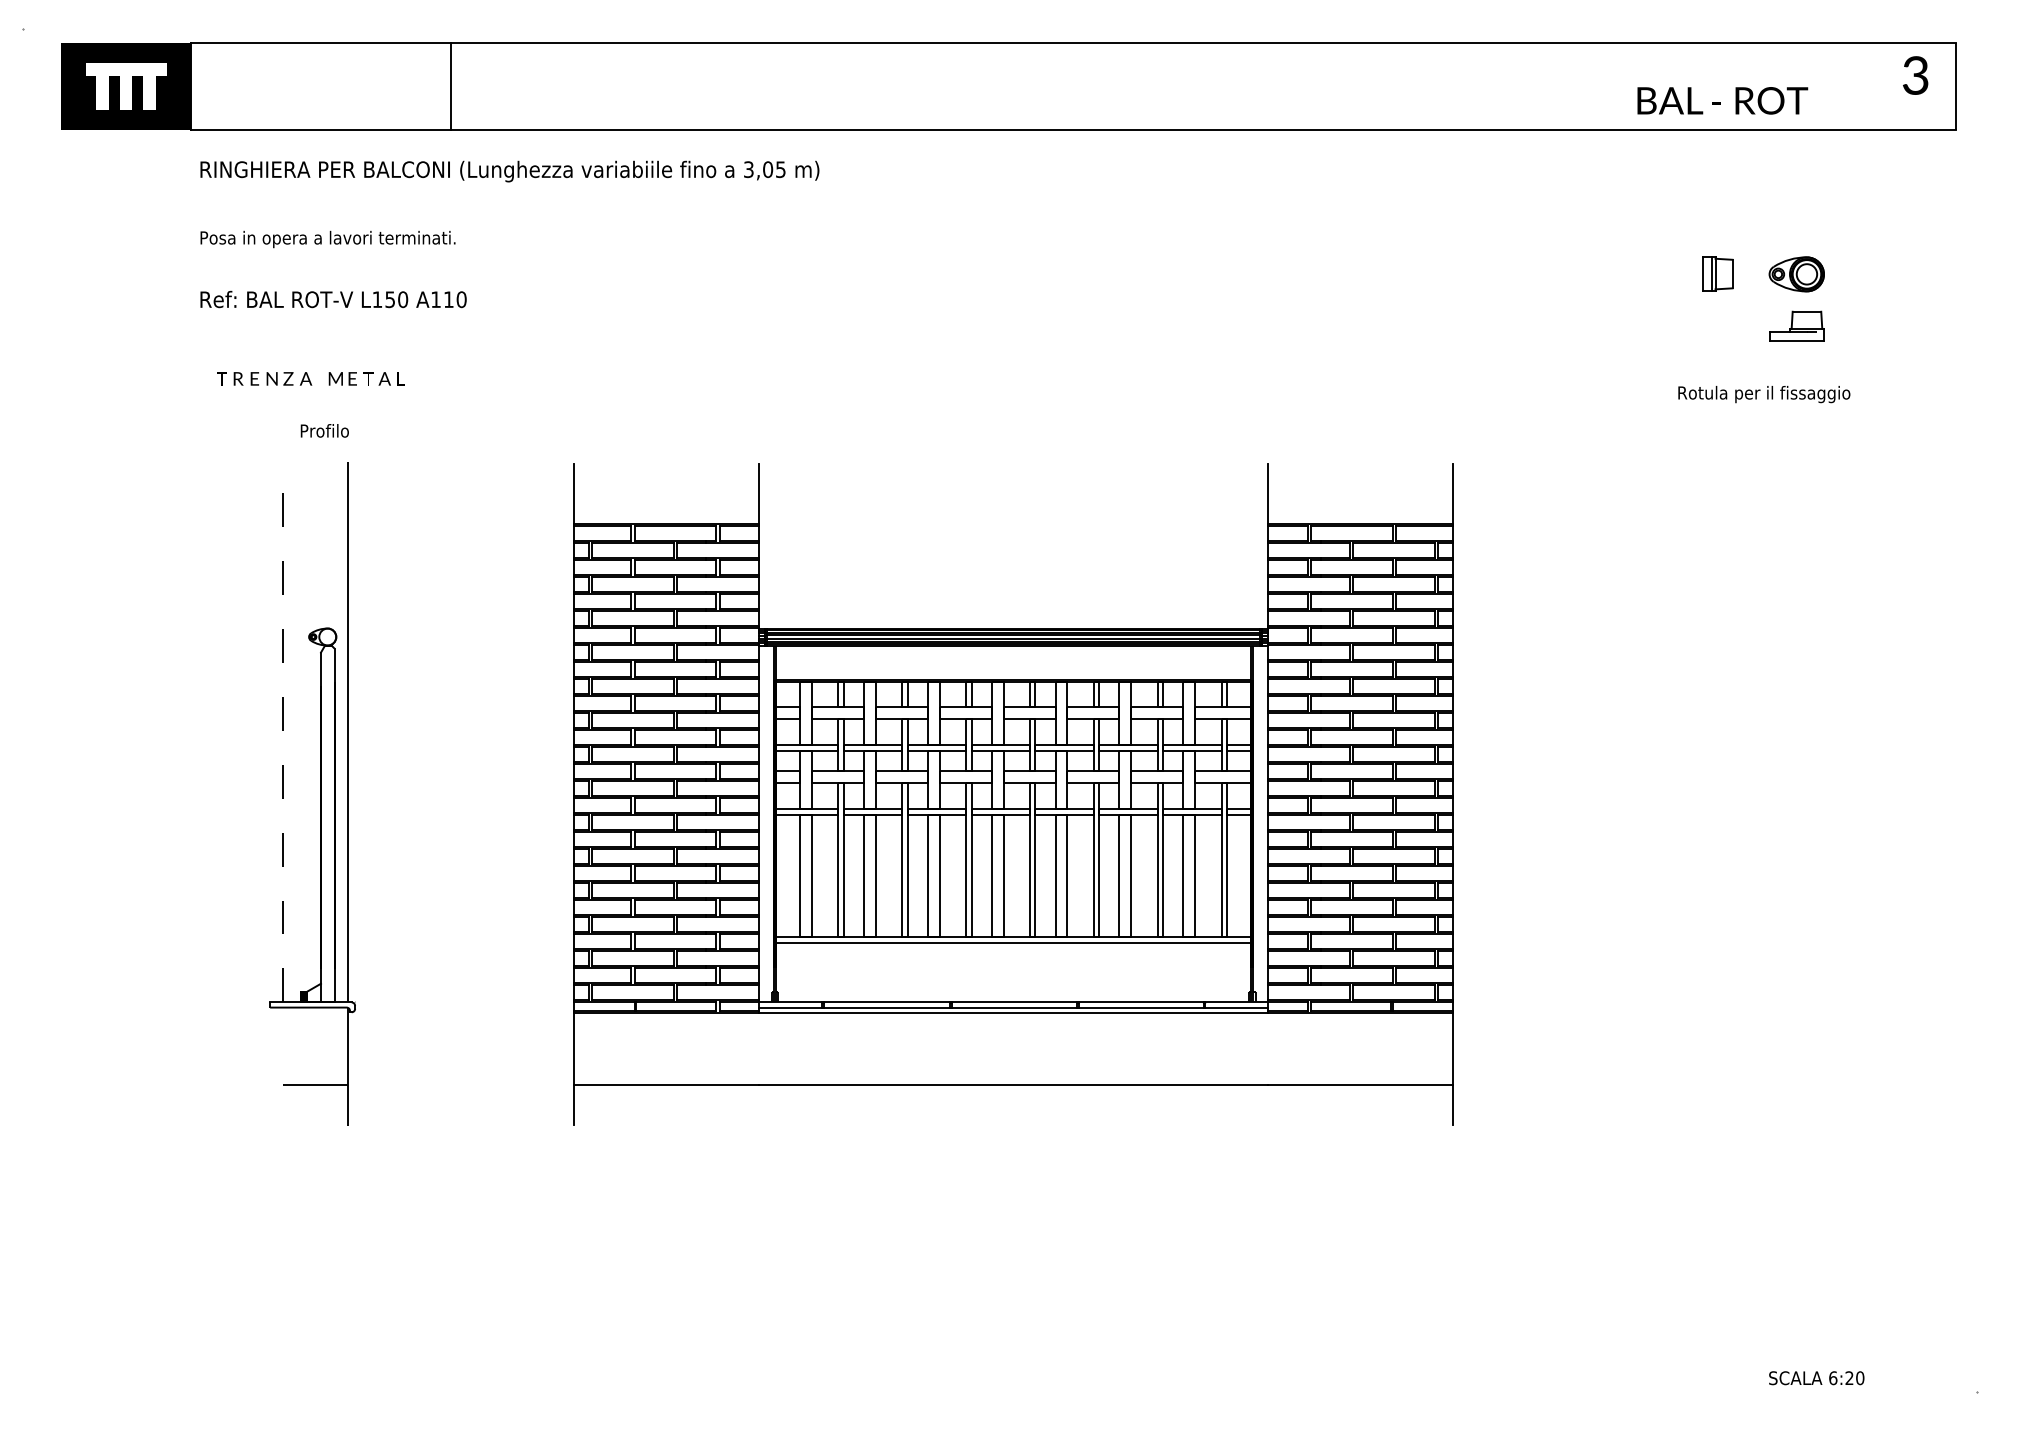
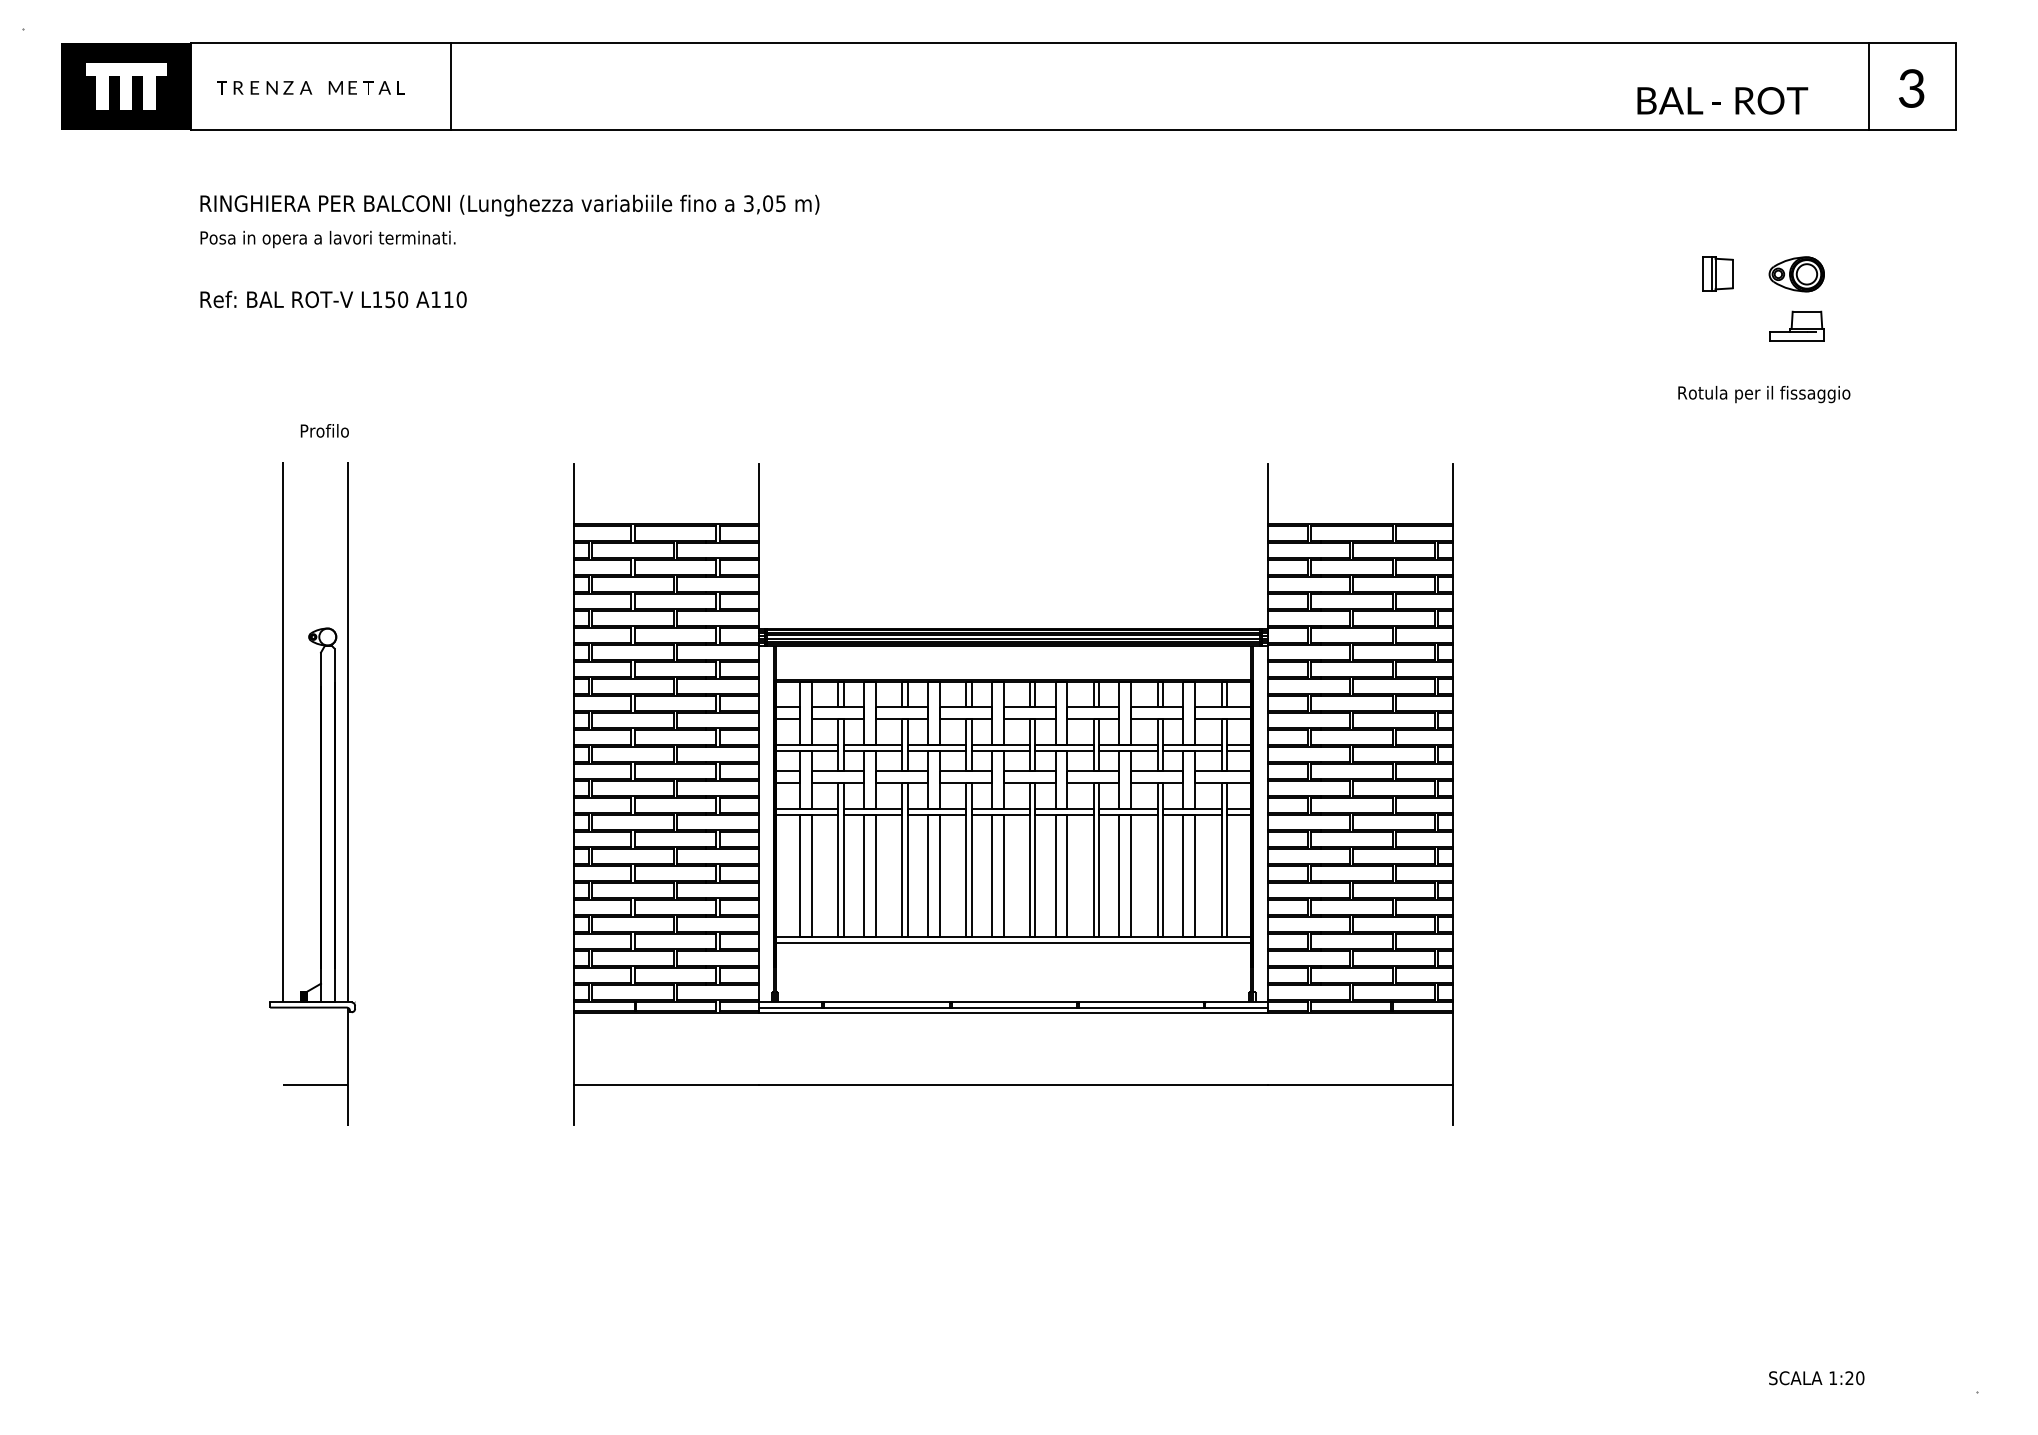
text position: (1915, 75) -> (1911, 88) (1911, 88)
line: none -> present (1868, 86)
text position: (509, 171) -> (509, 205) (509, 205)
text position: (310, 378) -> (310, 87) (310, 87)
line: dashed -> solid (283, 731)
text: 6:20 -> 1:20 (1833, 1378)
